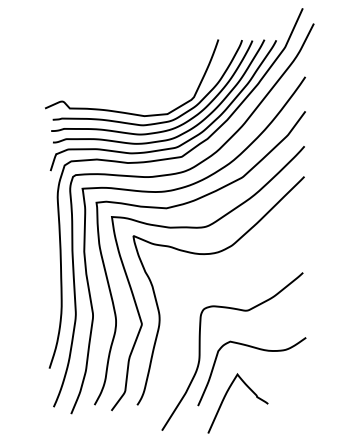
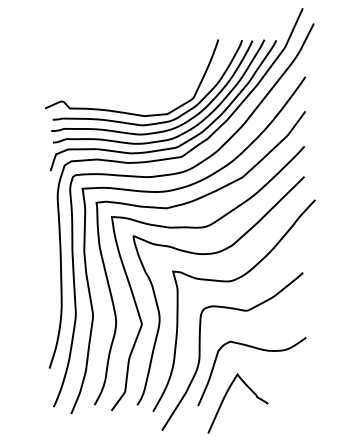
curve: none -> present (230, 282)
